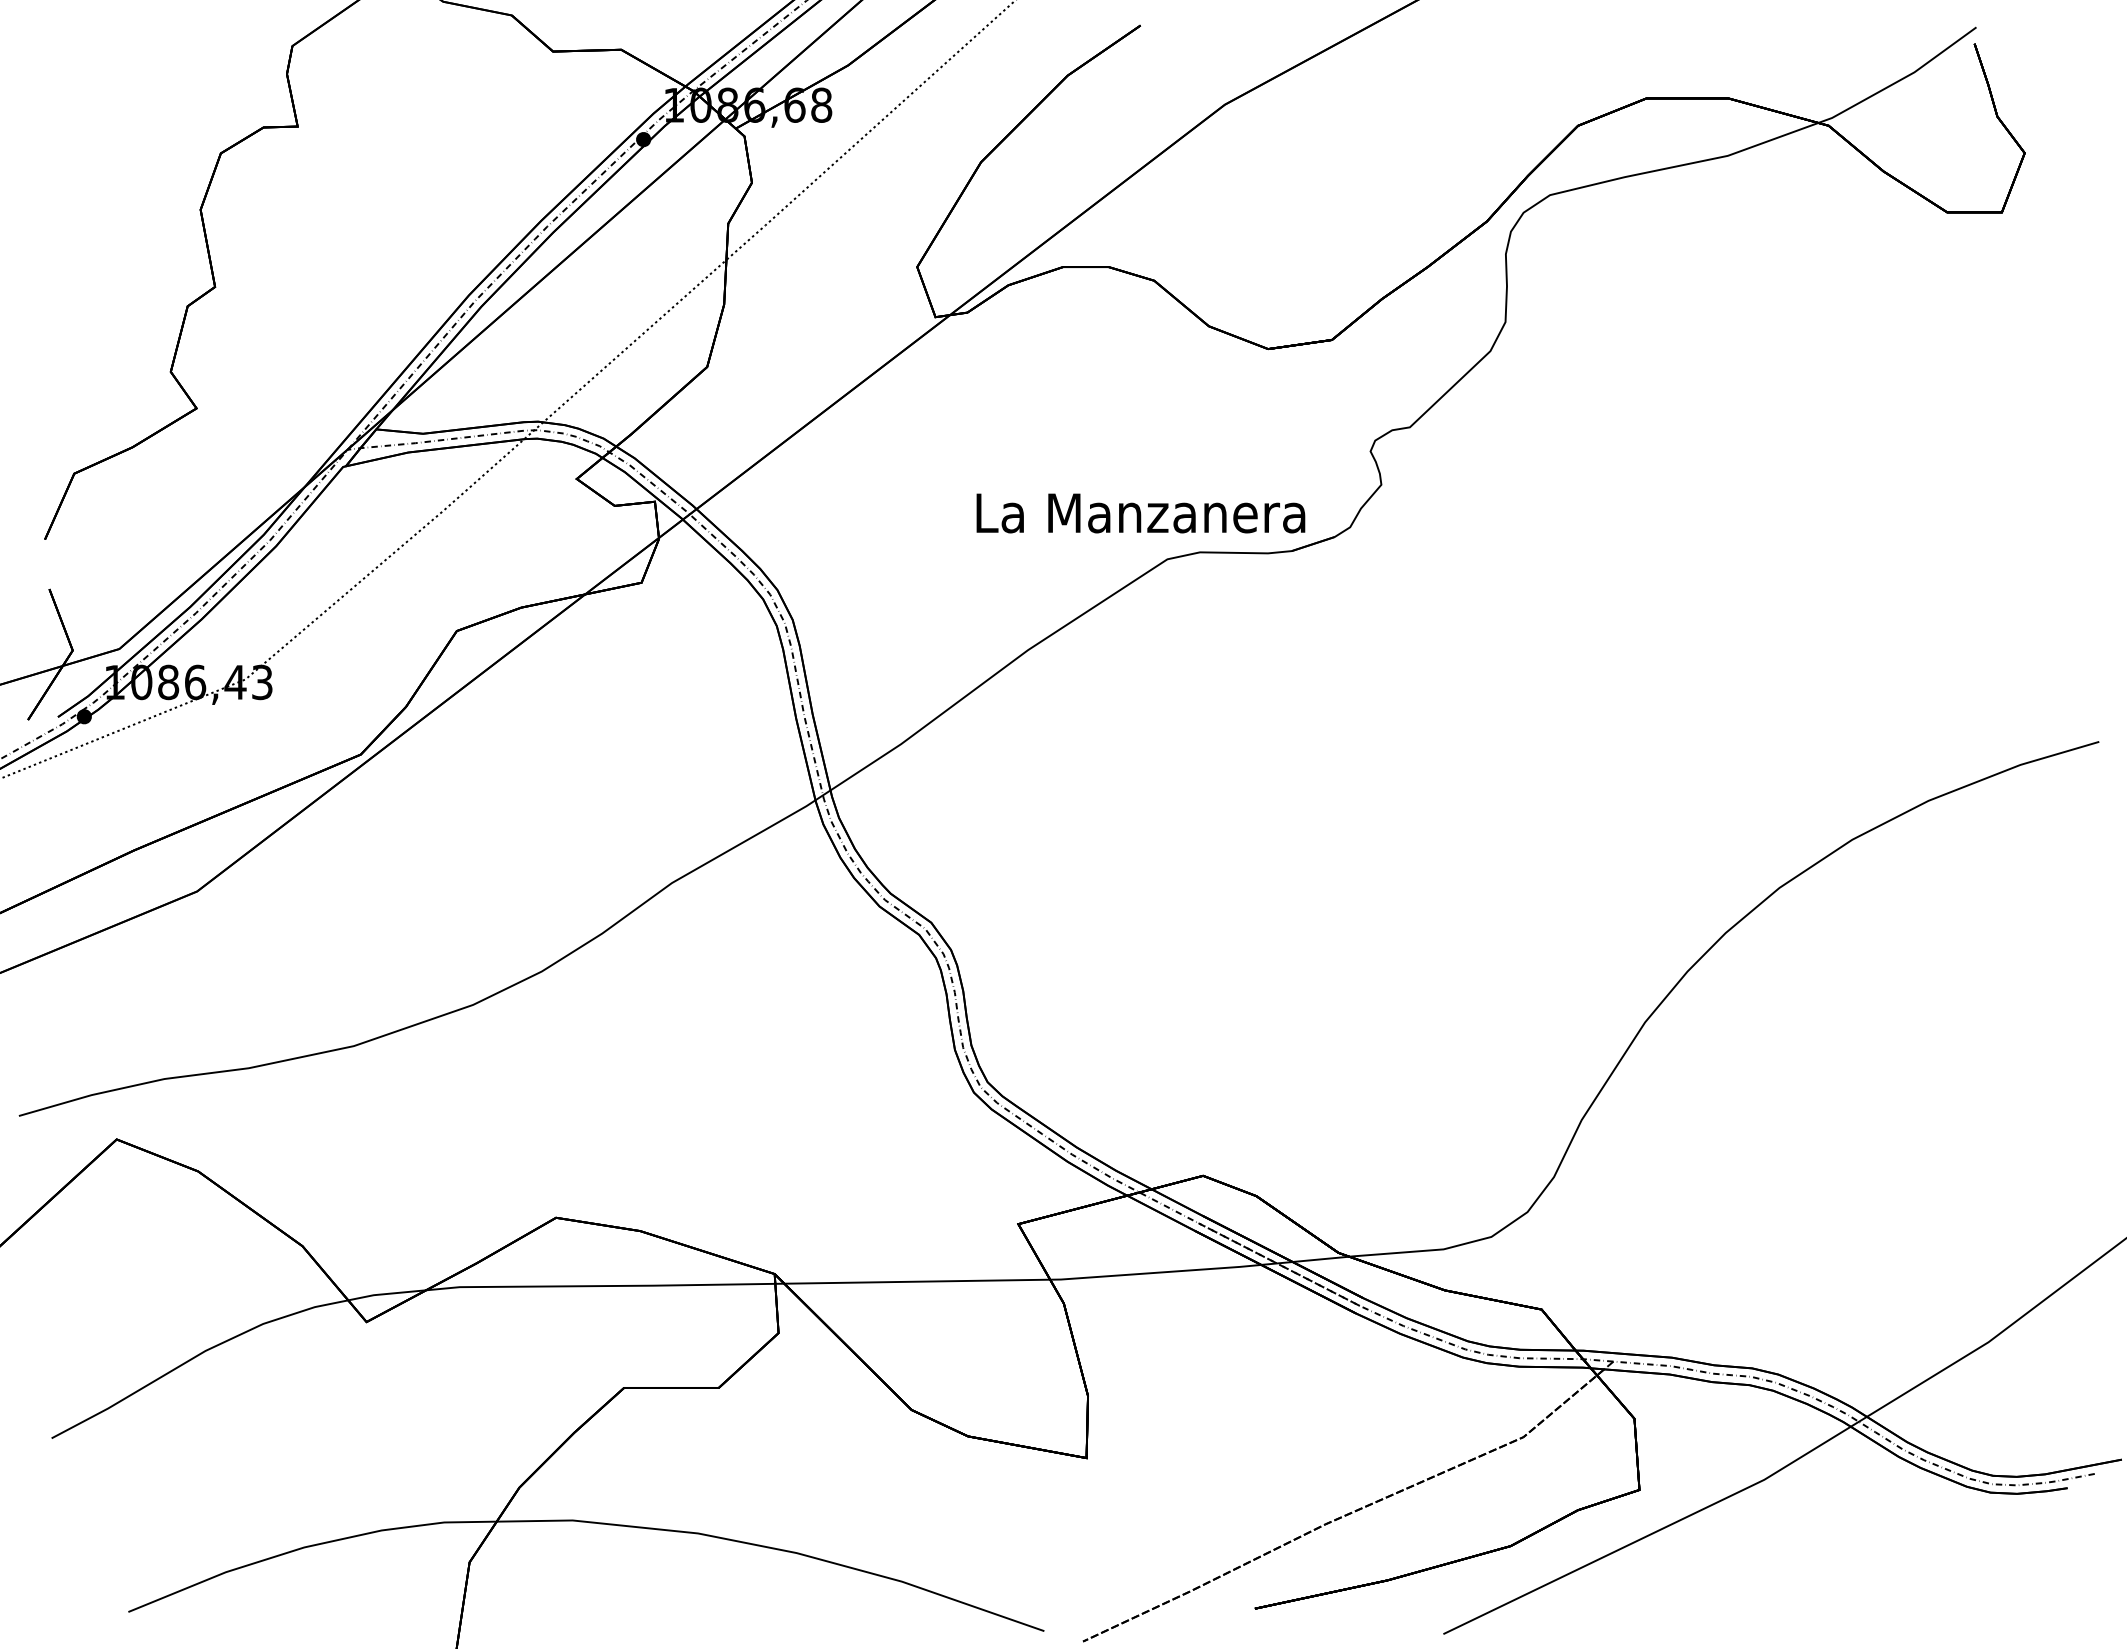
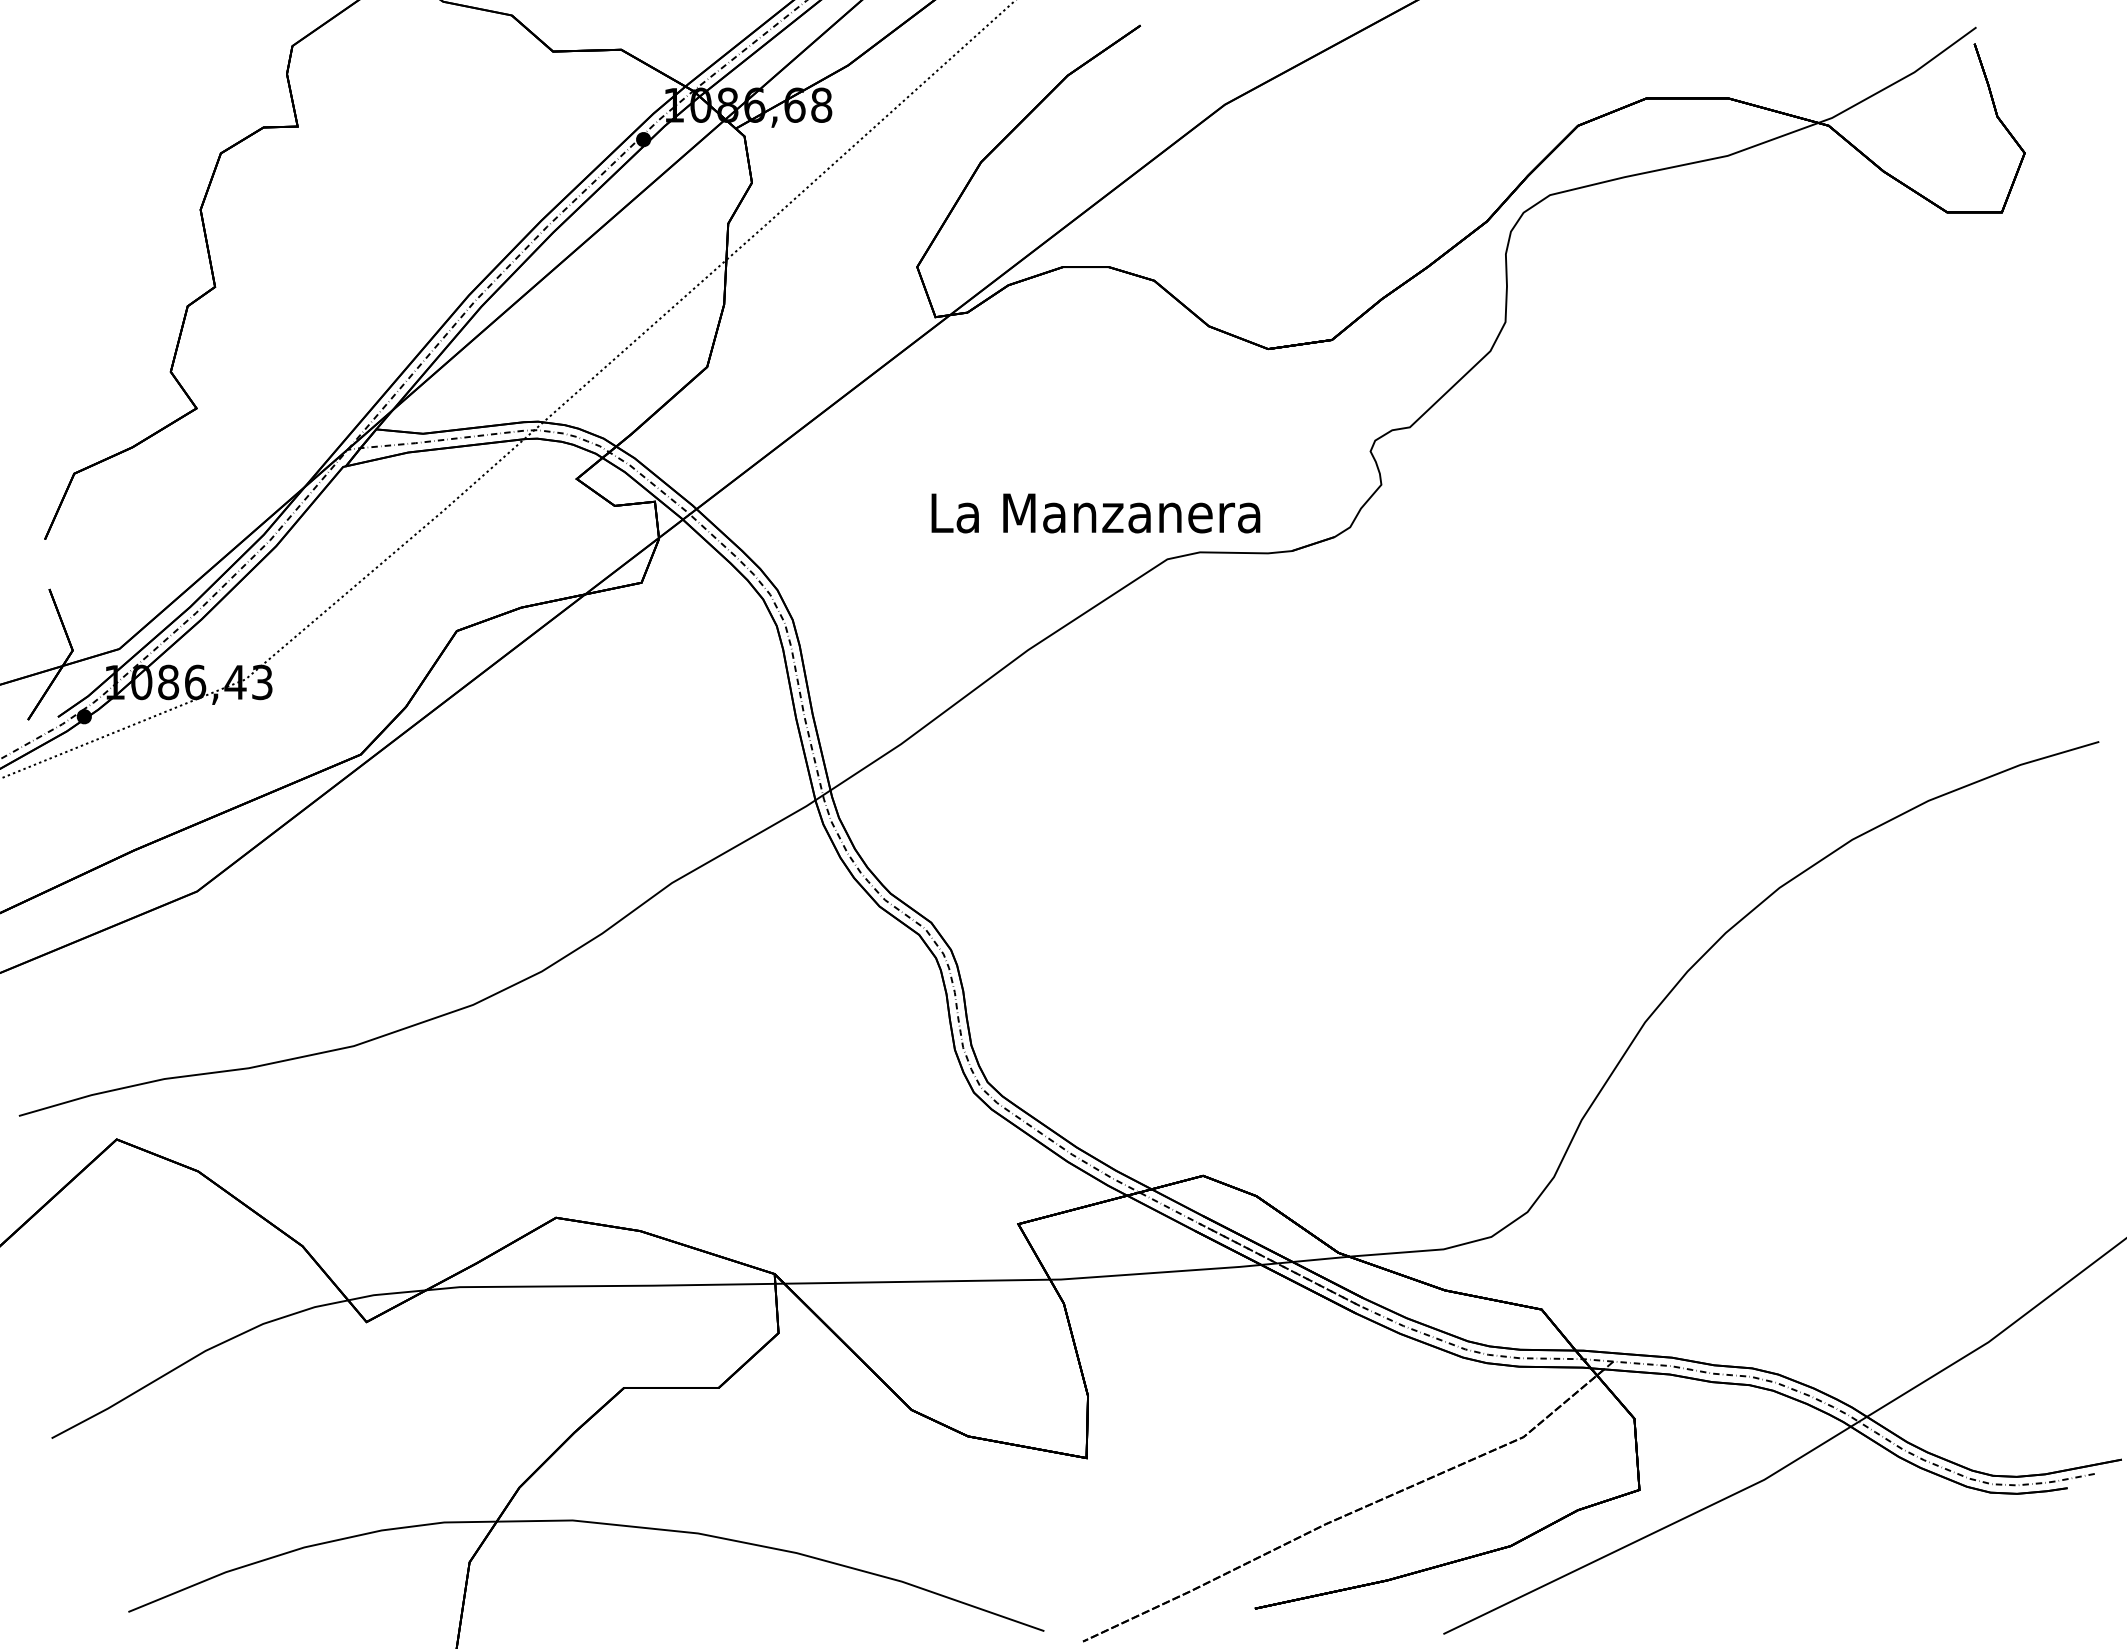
text position: (1140, 513) -> (1095, 513) (1095, 513)
